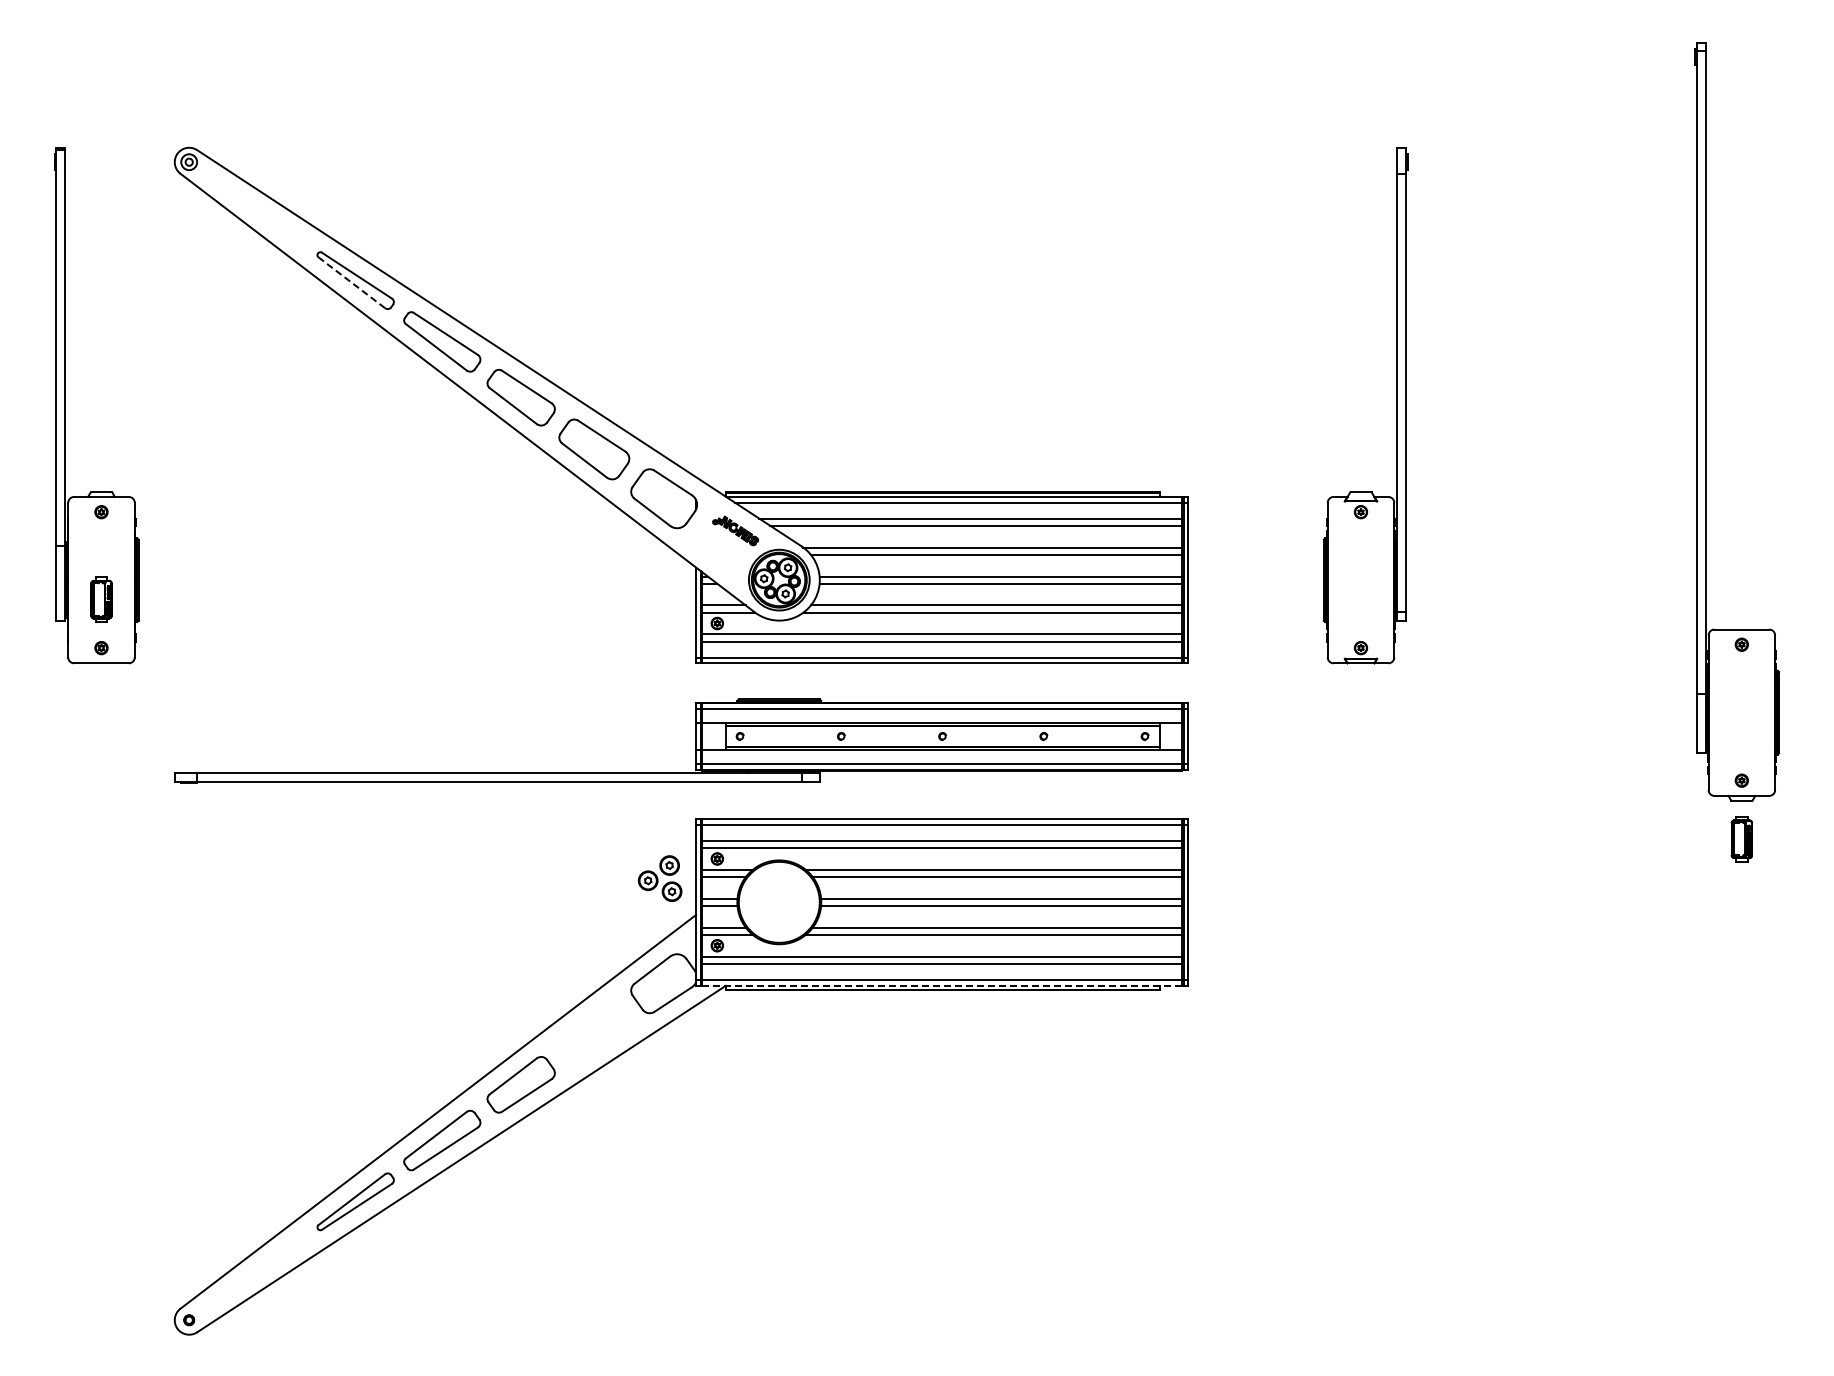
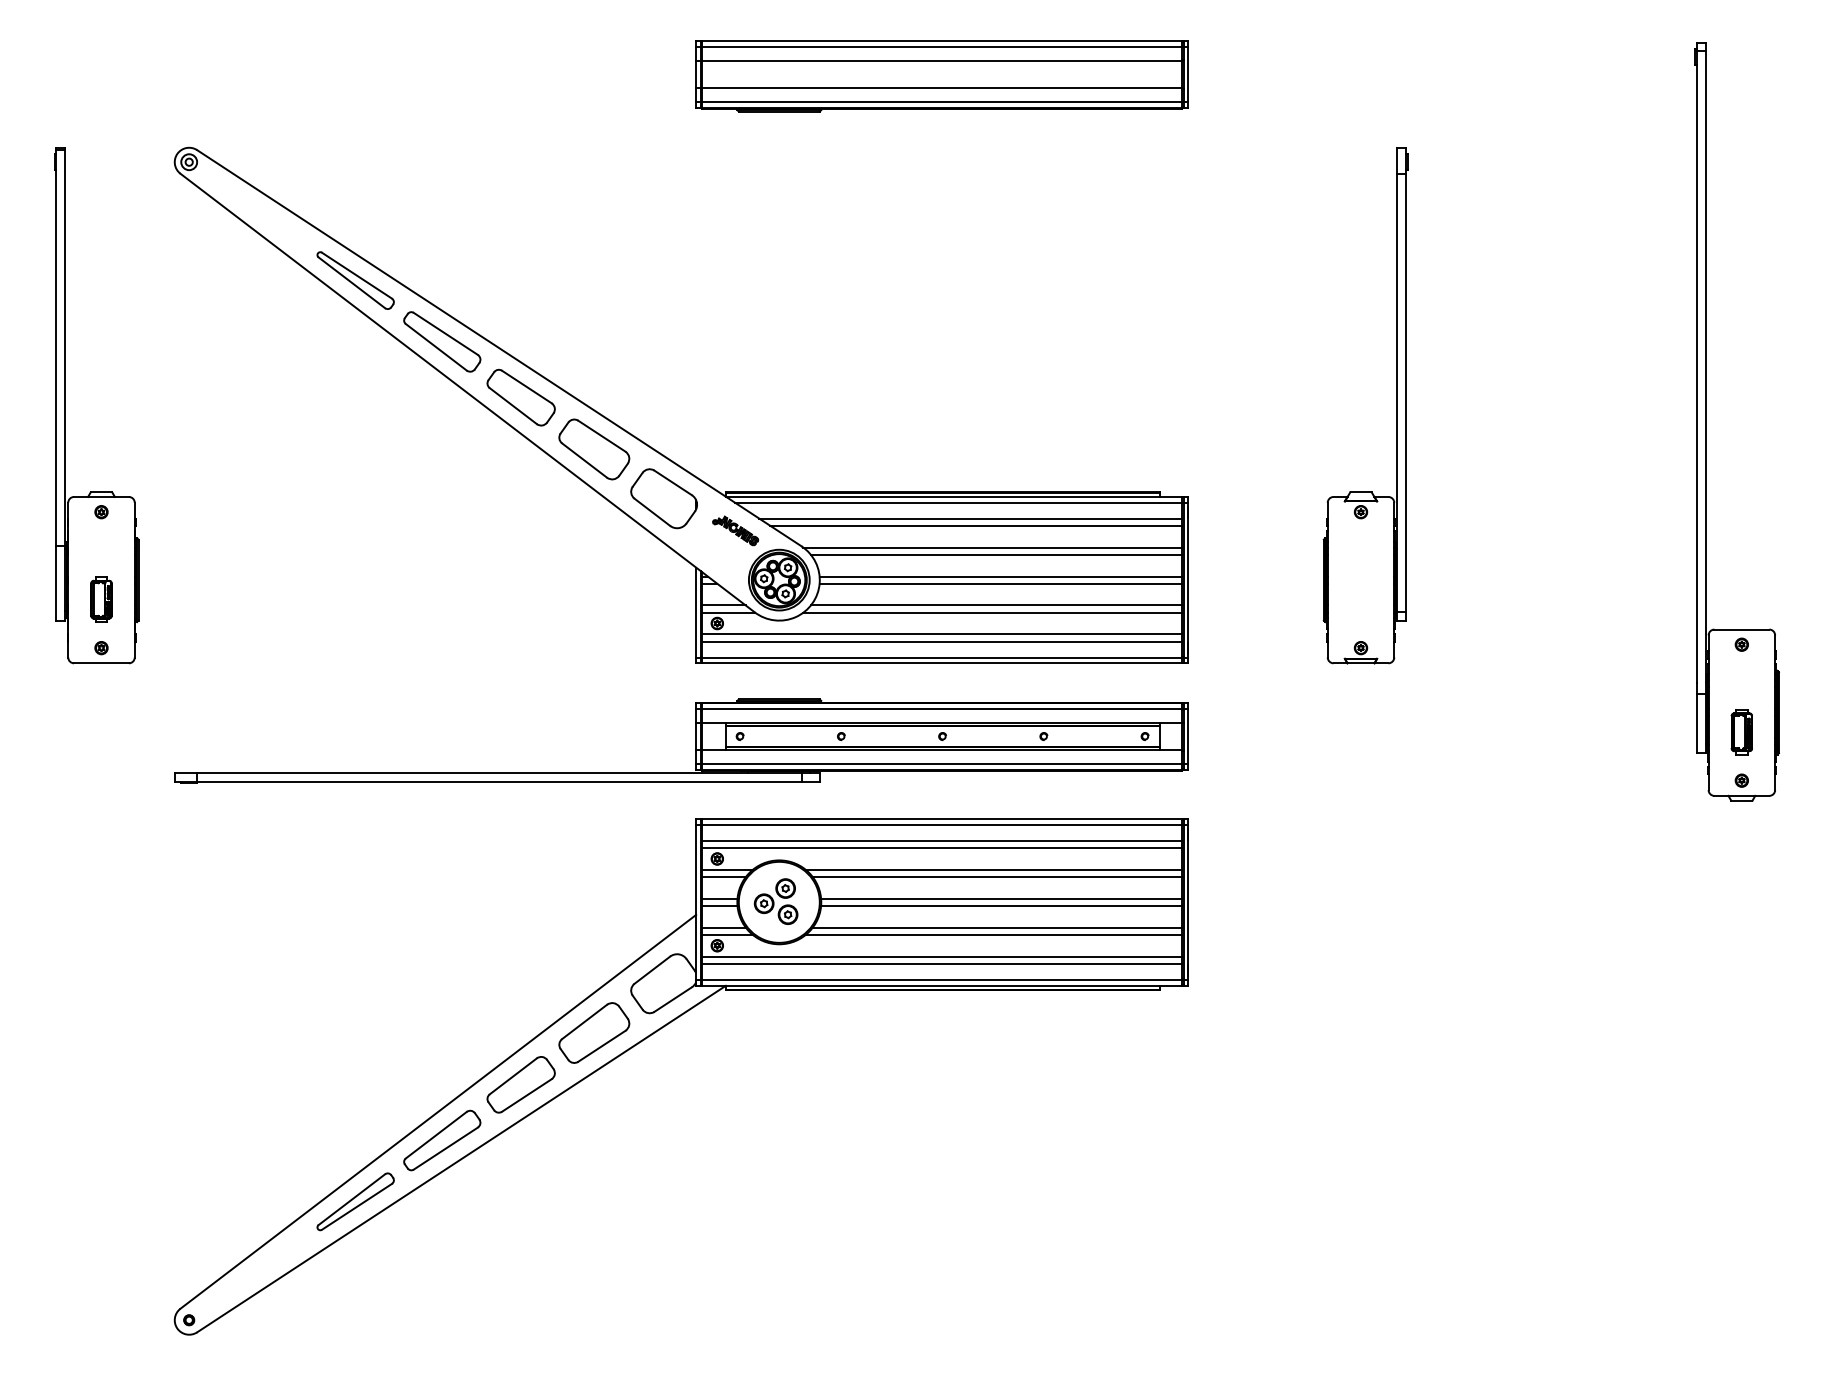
part: none -> present (941, 76)
line: dashed -> solid (351, 282)
part position: (1741, 839) -> (1741, 732) (1741, 732)
part position: (659, 878) -> (775, 901) (775, 901)
line: dashed -> solid (942, 985)
part: none -> present (594, 1032)
